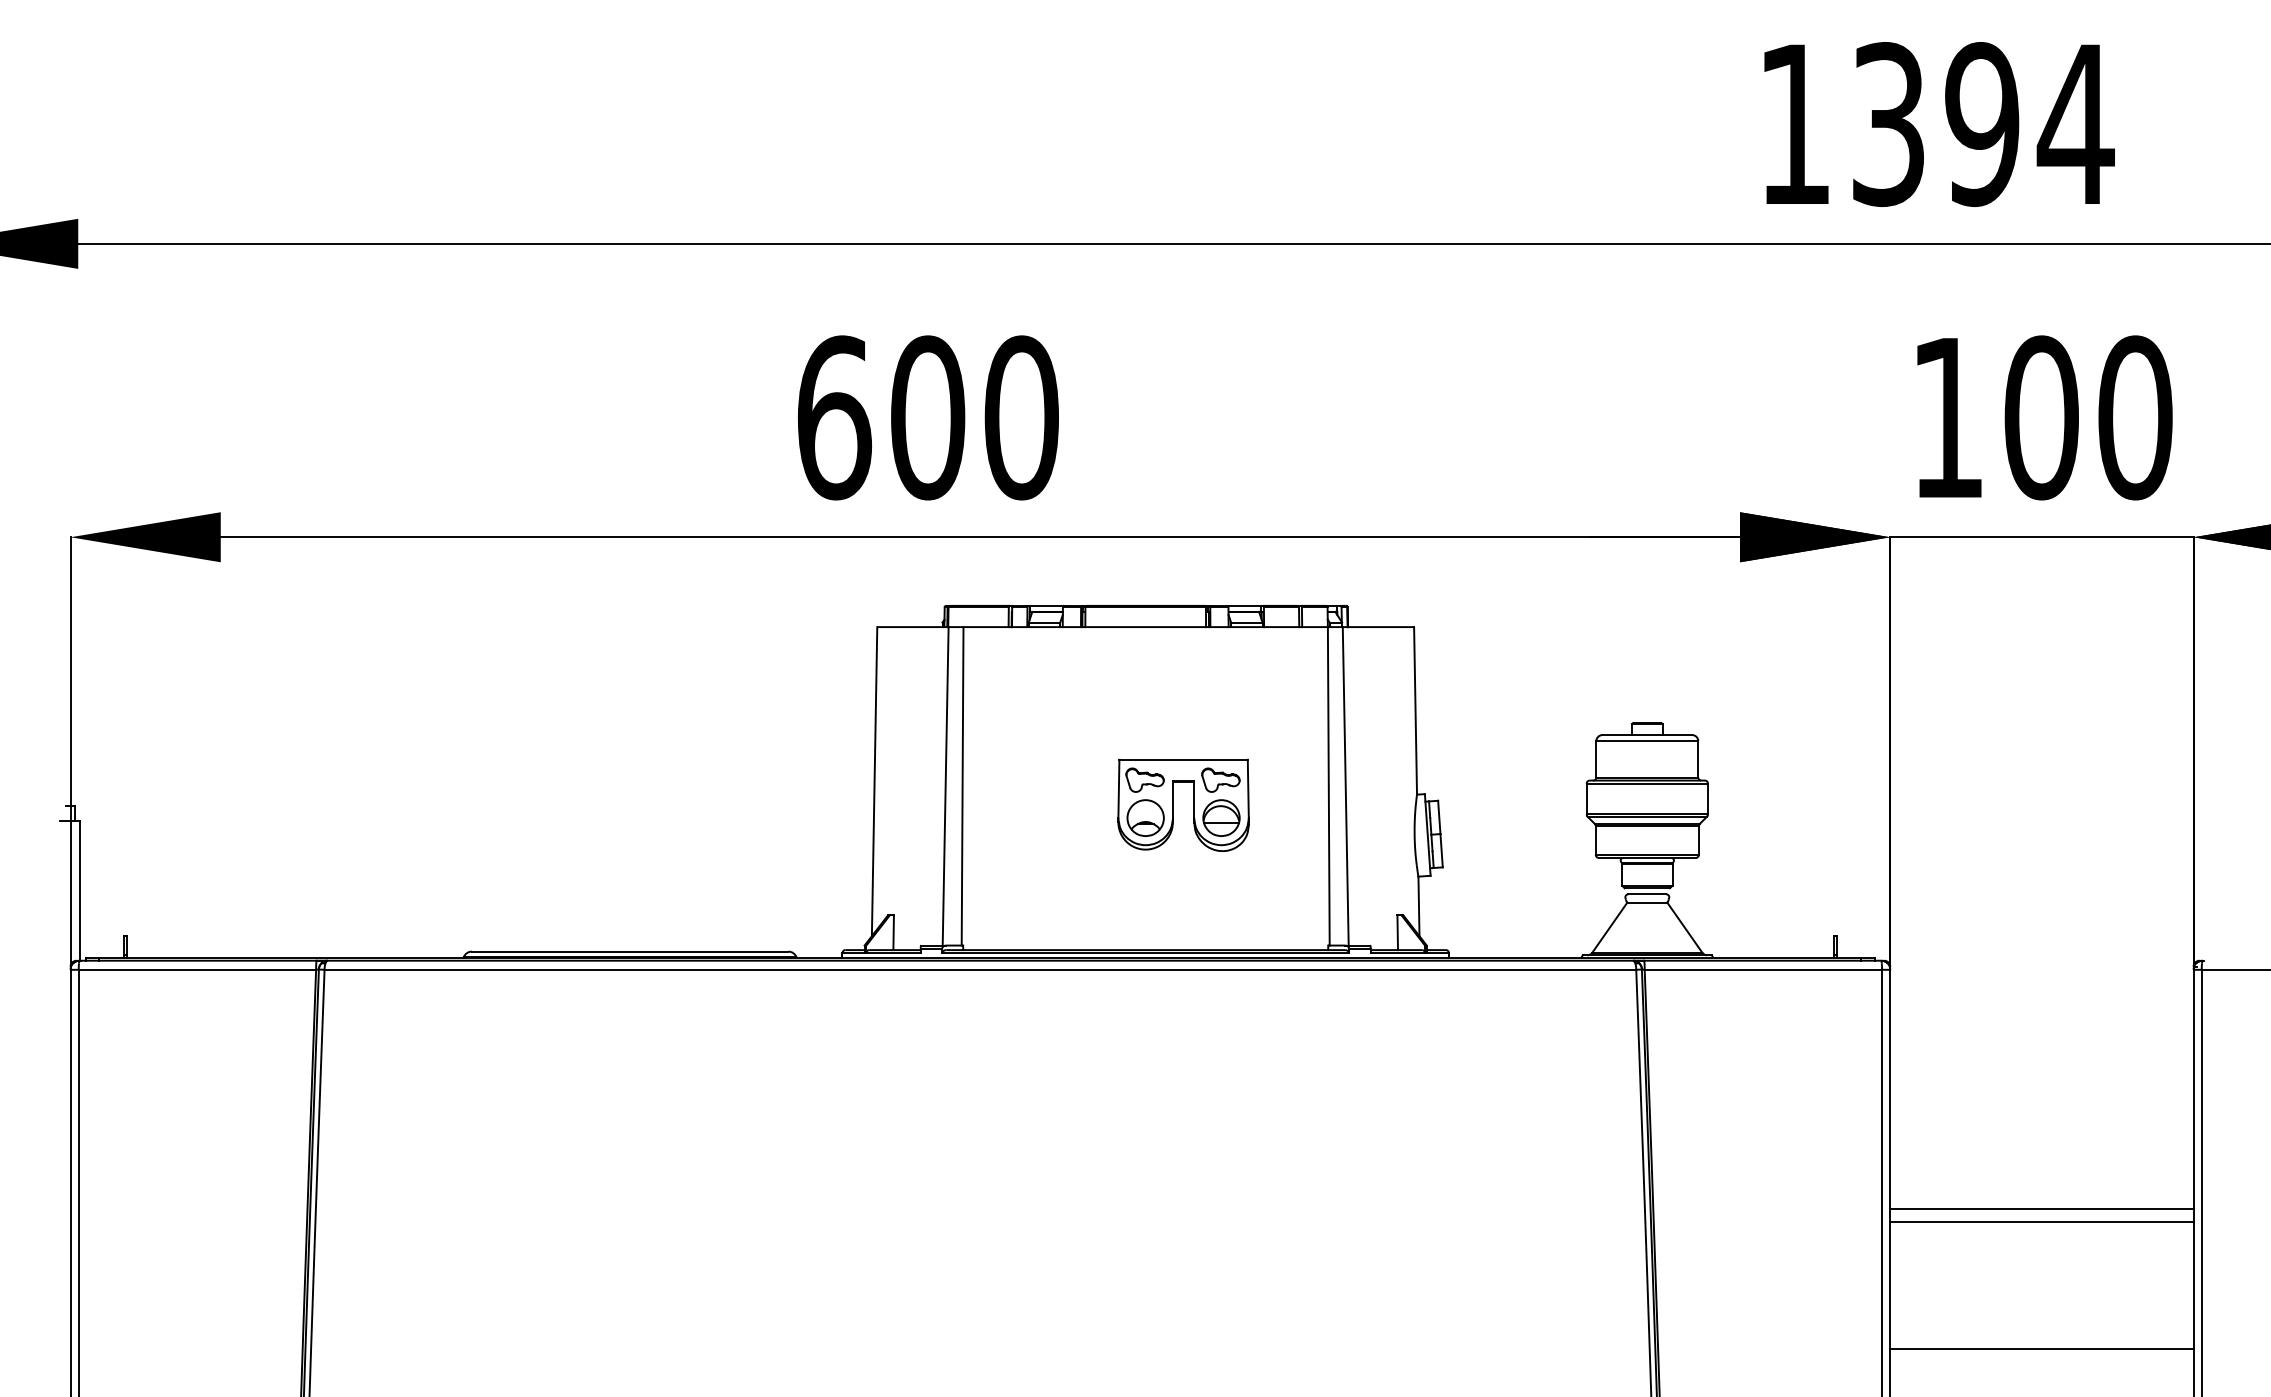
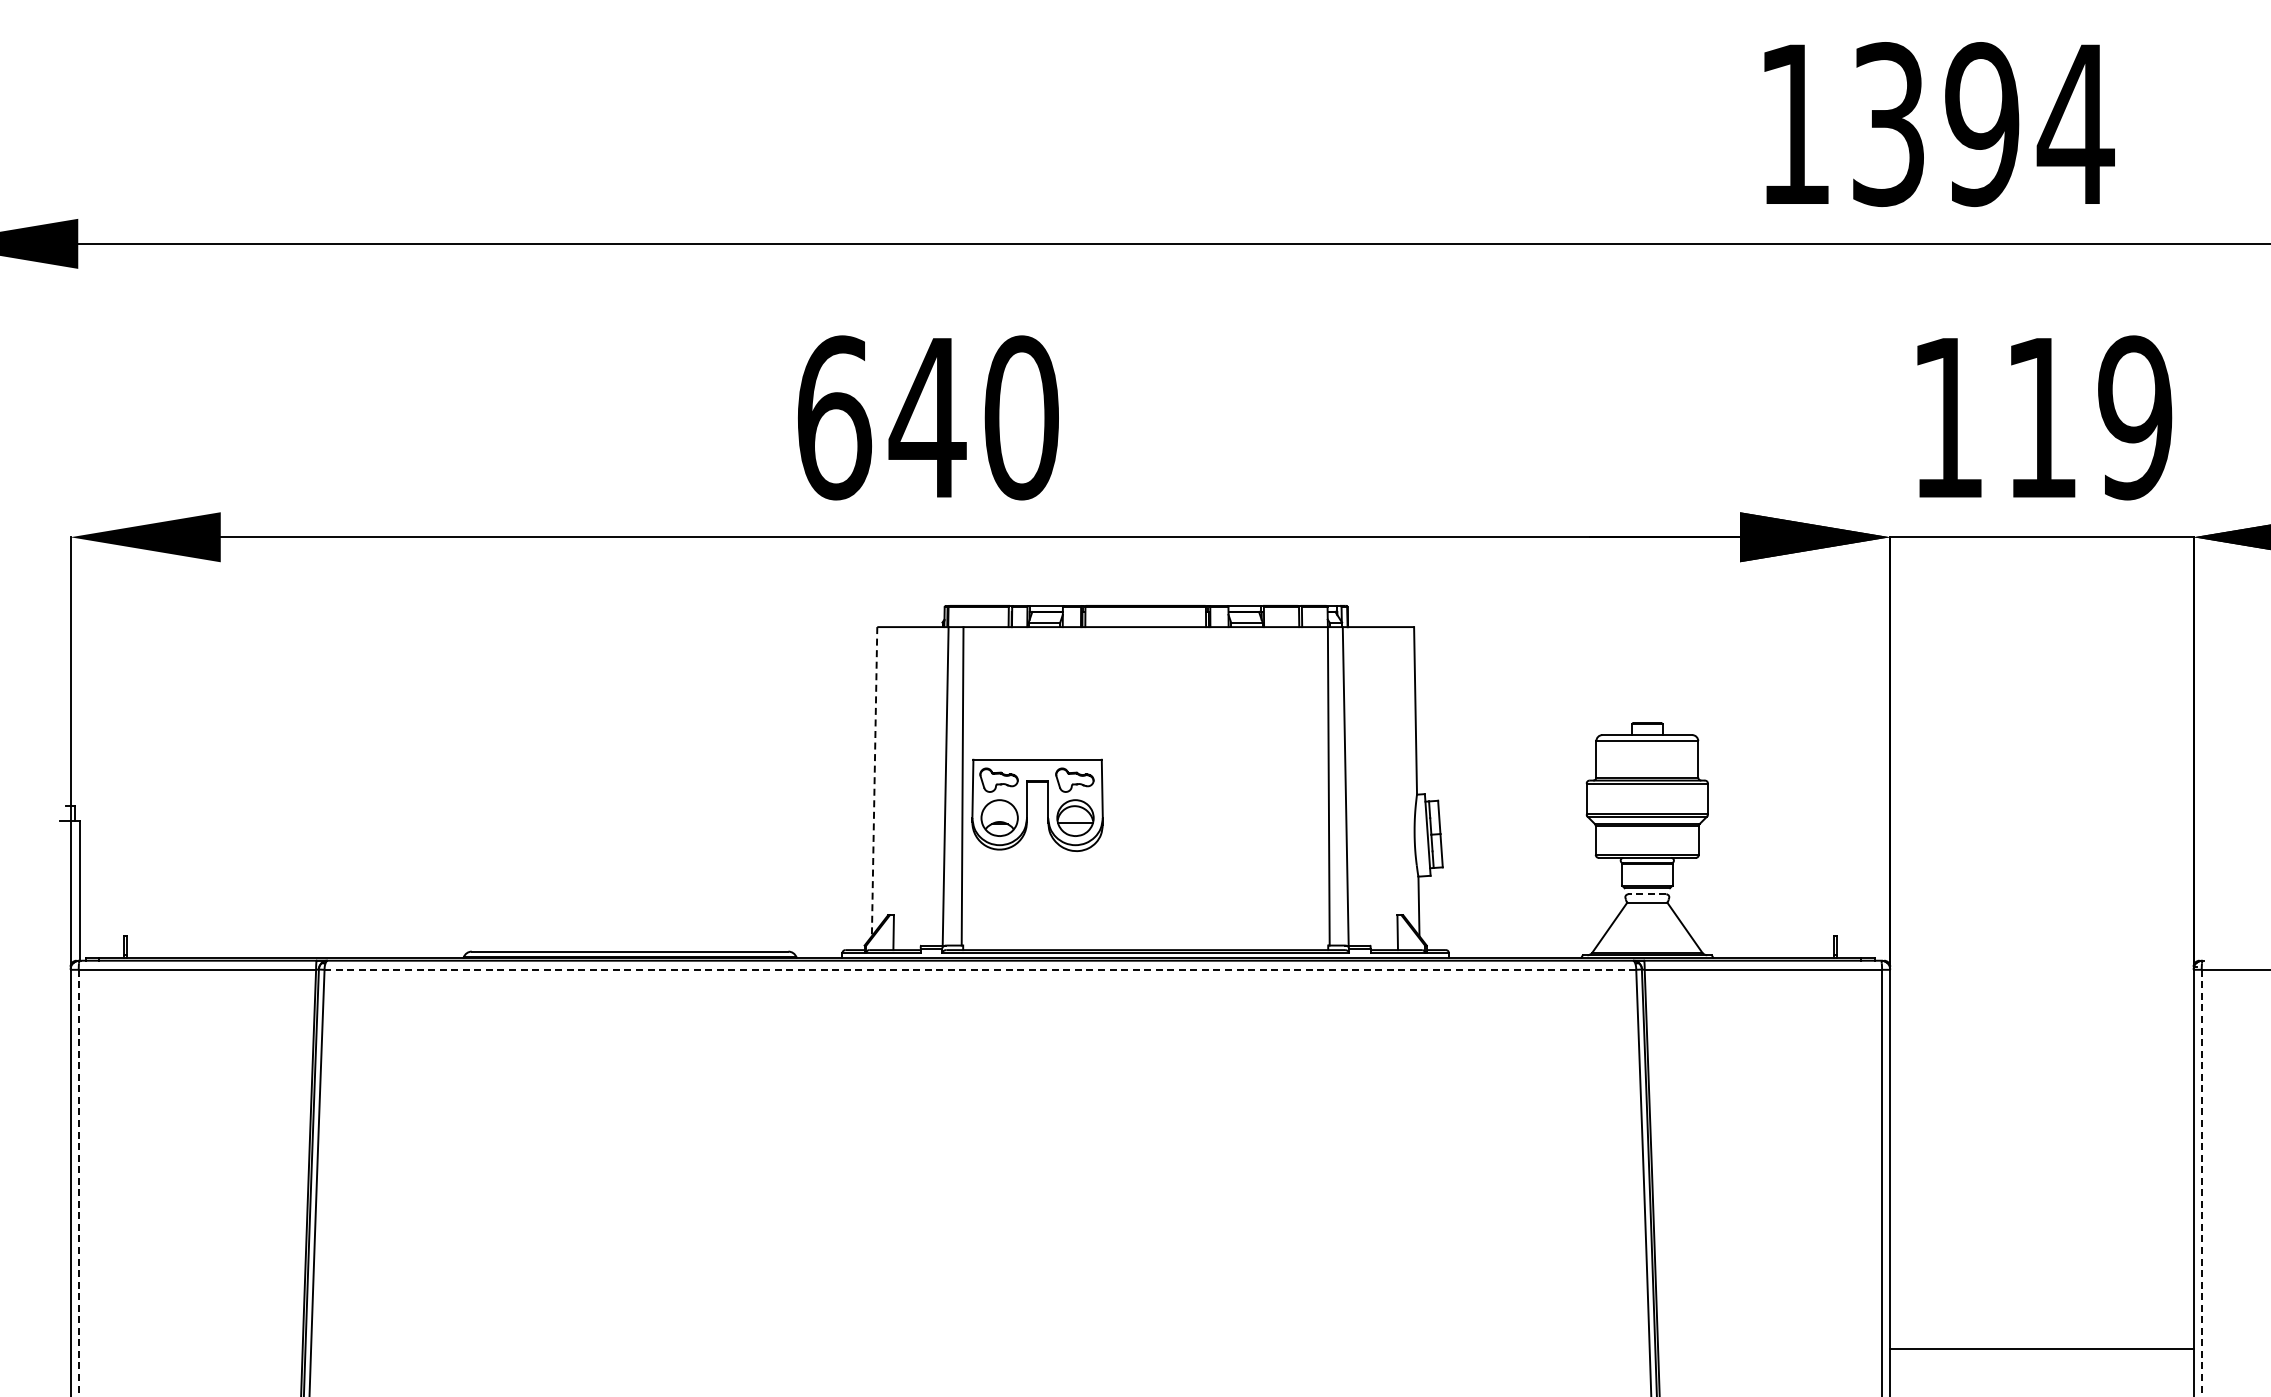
text: 600 -> 640 (927, 417)
text: 100 -> 119 (2088, 417)
line: solid -> dashed (874, 781)
part position: (1173, 804) -> (1027, 804) (1027, 804)
line: solid -> dashed (1647, 894)
line: solid -> dashed (980, 969)
line: solid -> dashed (78, 1183)
line: solid -> dashed (2201, 1183)
line: present -> none (2041, 1209)
line: present -> none (2041, 1221)
